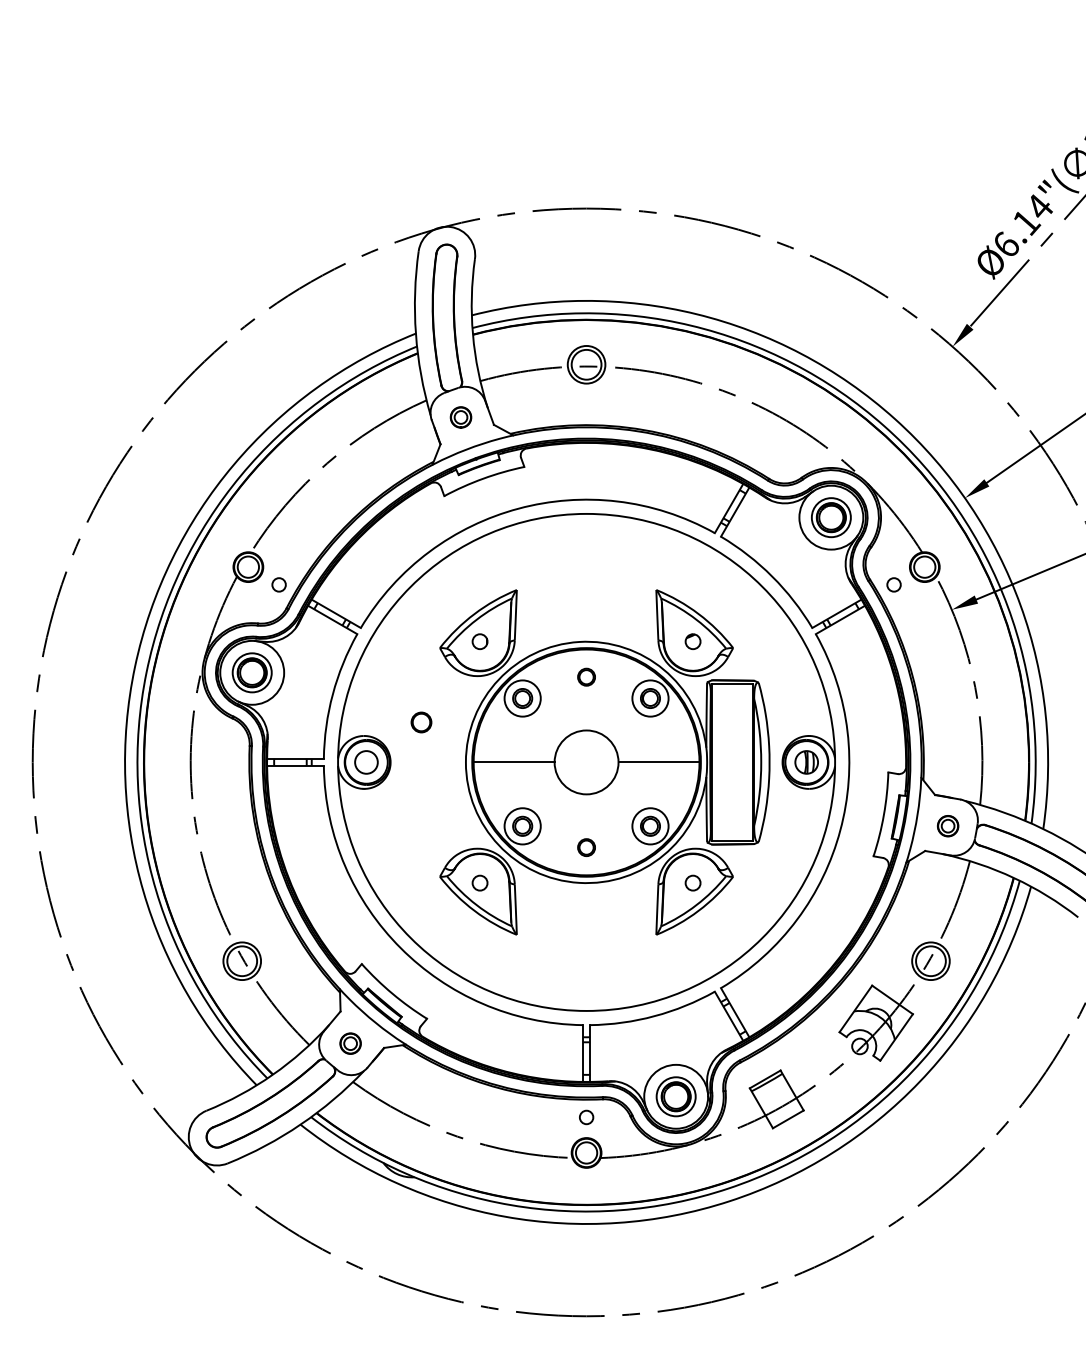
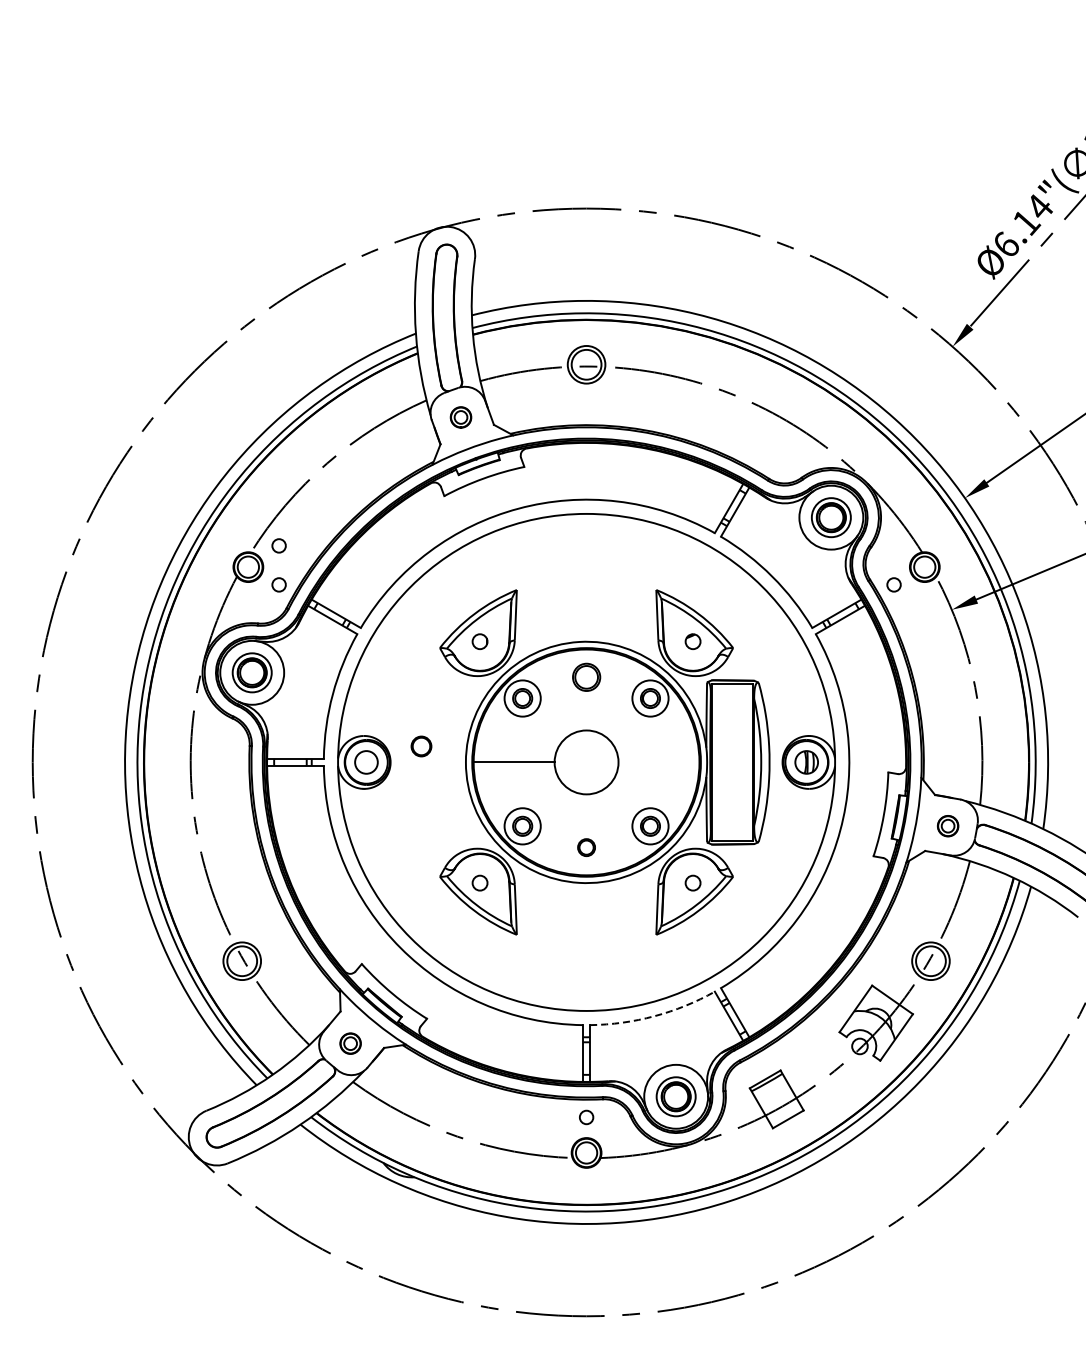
circle: none -> present (278, 545)
circle size: 19x20 px -> 30x30 px (586, 676)
part position: (421, 722) -> (421, 746) (421, 746)
line: present -> none (658, 762)
arc: solid -> dashed (654, 1016)
